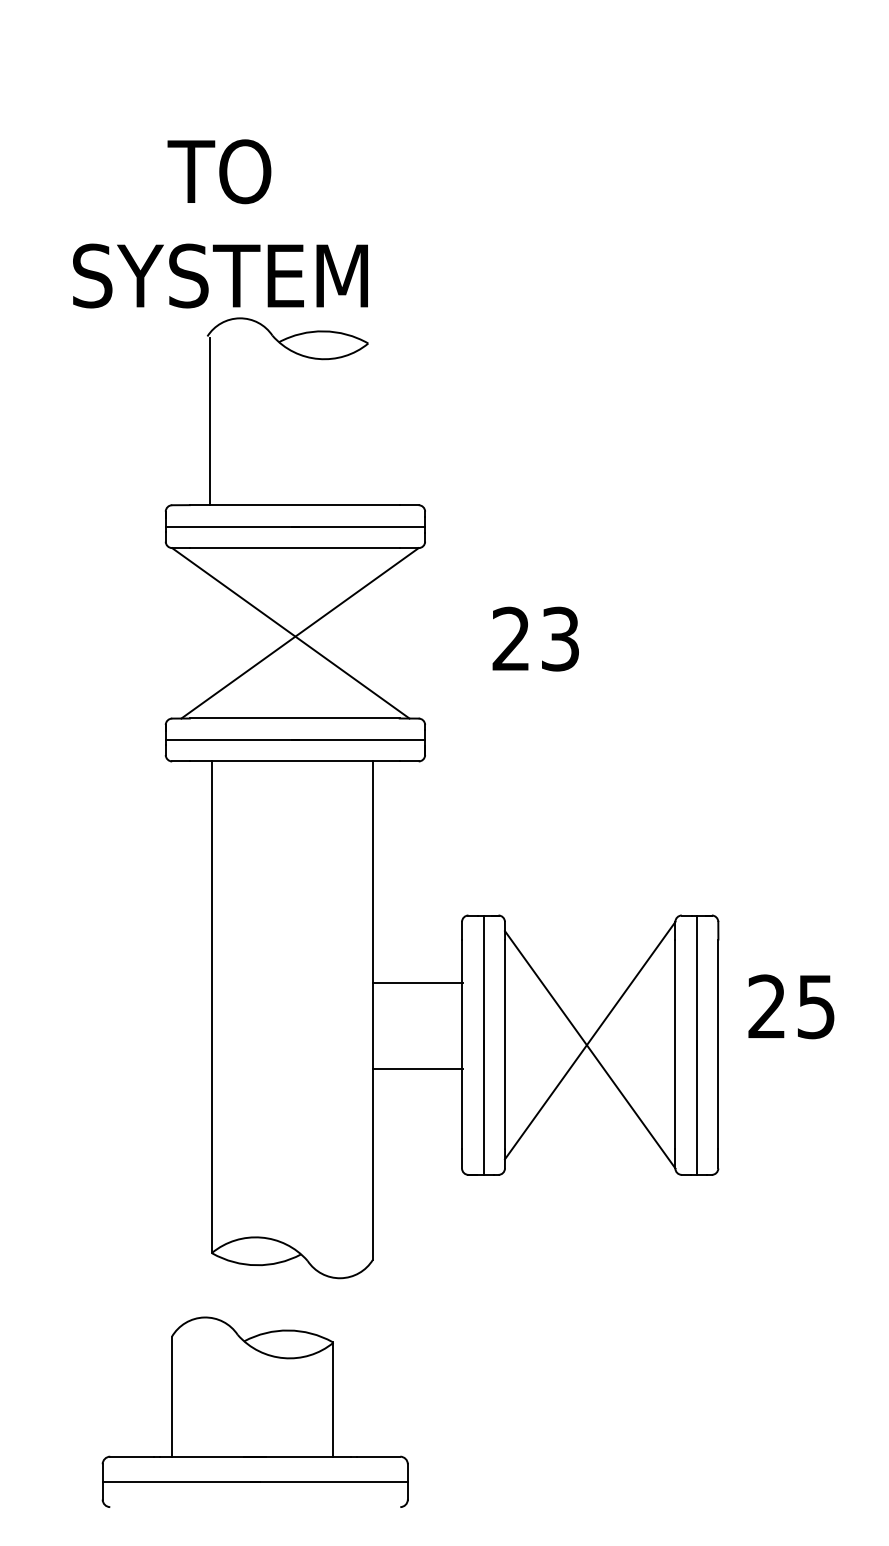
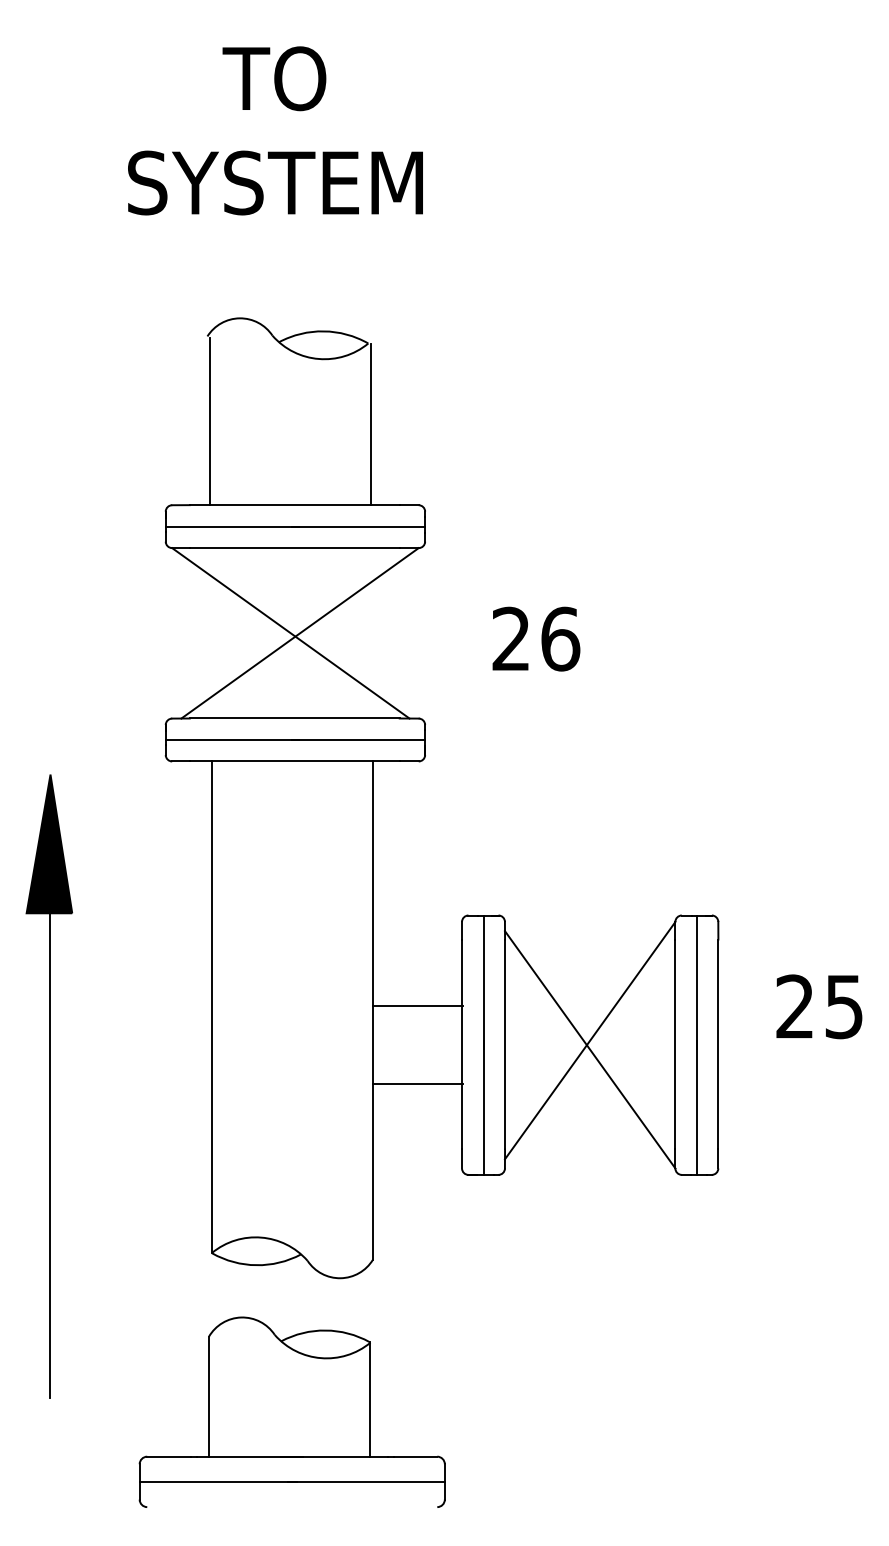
text position: (220, 223) -> (275, 130) (275, 130)
line: none -> present (371, 424)
text: 23 -> 26 (560, 638)
line position: (417, 983) -> (417, 1006) (417, 1006)
text position: (791, 1006) -> (819, 1006) (819, 1006)
line position: (417, 1069) -> (417, 1084) (417, 1084)
part: none -> present (48, 1086)
part position: (254, 1411) -> (291, 1411) (291, 1411)
